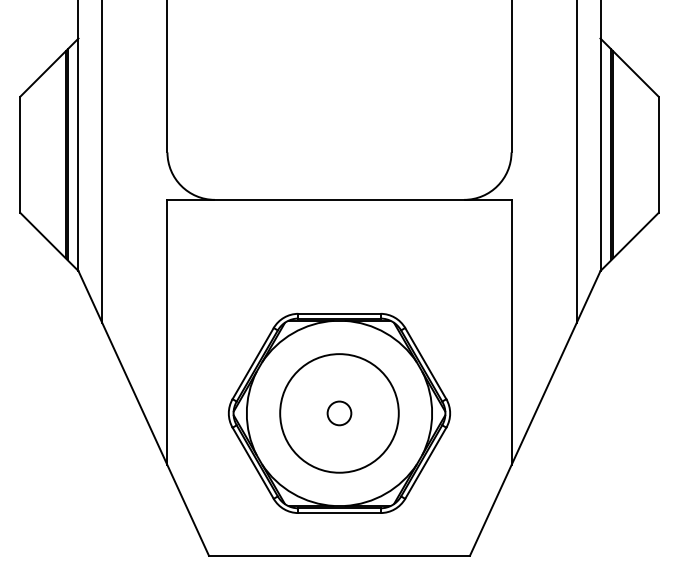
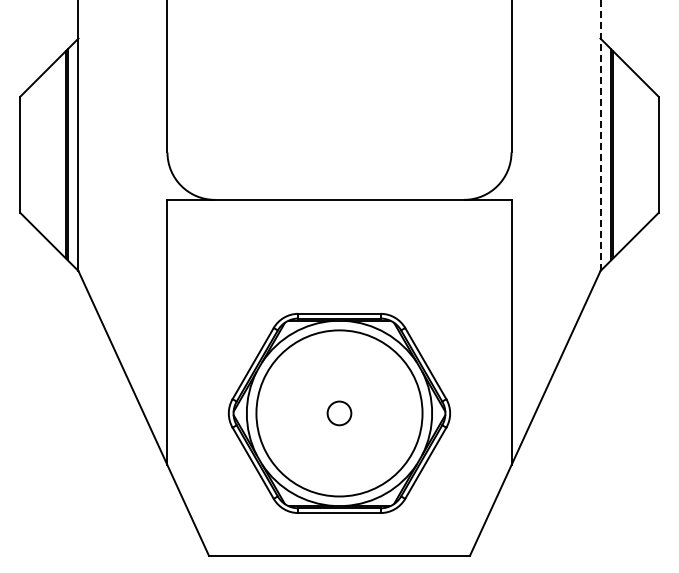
line: solid -> dashed (600, 135)
line: present -> none (102, 162)
line: present -> none (576, 162)
circle diameter: 119 px -> 166 px (339, 413)
